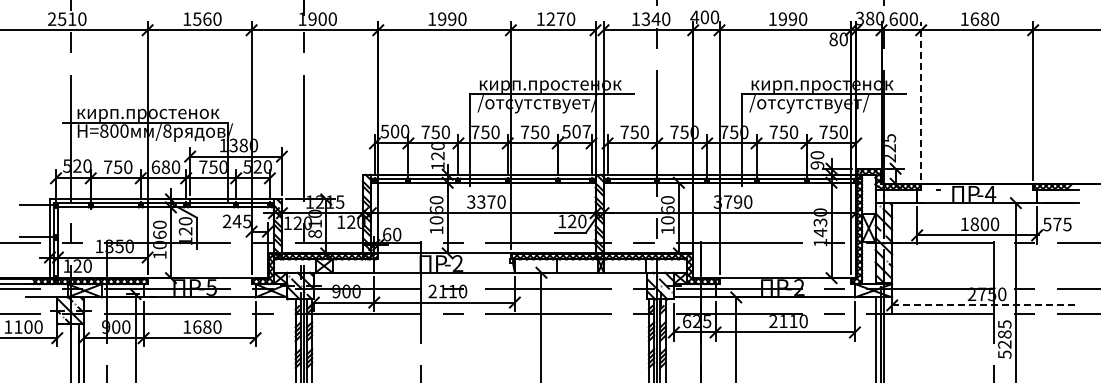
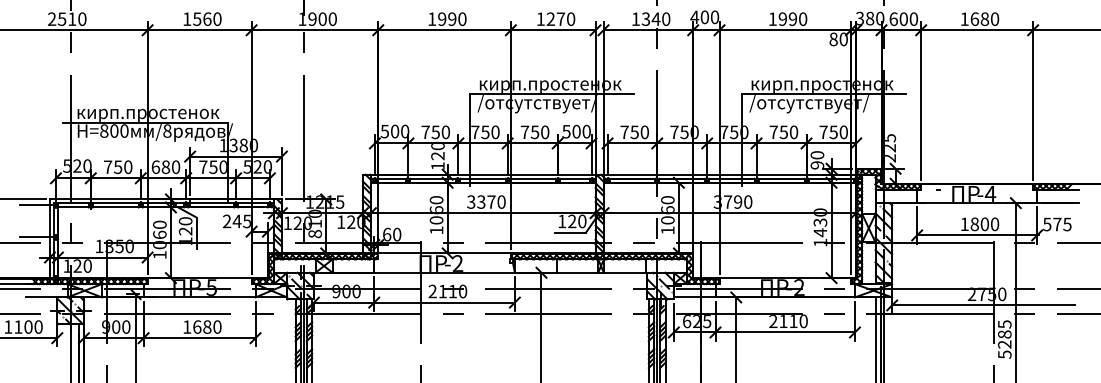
line: dashed -> solid (921, 100)
text: 507 -> 500 (586, 131)
line: none -> present (23, 199)
line: dashed -> solid (983, 305)
